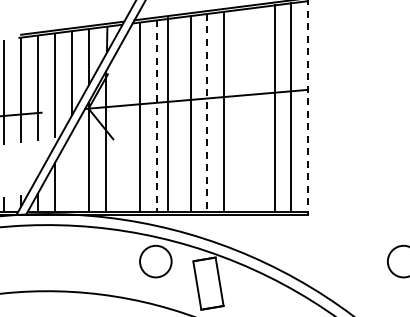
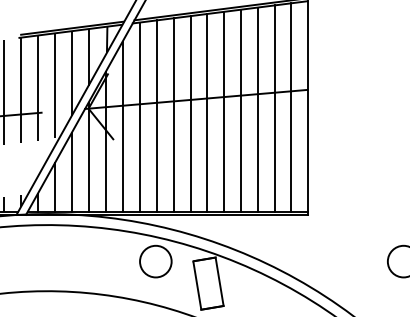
line: dashed -> solid (307, 108)
line: none -> present (257, 109)
line: none -> present (241, 110)
line: dashed -> solid (207, 112)
line position: (167, 114) -> (173, 114) (173, 114)
line: dashed -> solid (156, 116)
line: none -> present (122, 126)
line: none -> present (71, 172)
